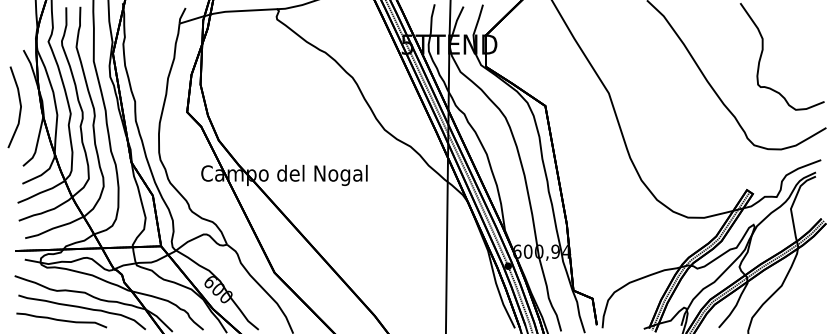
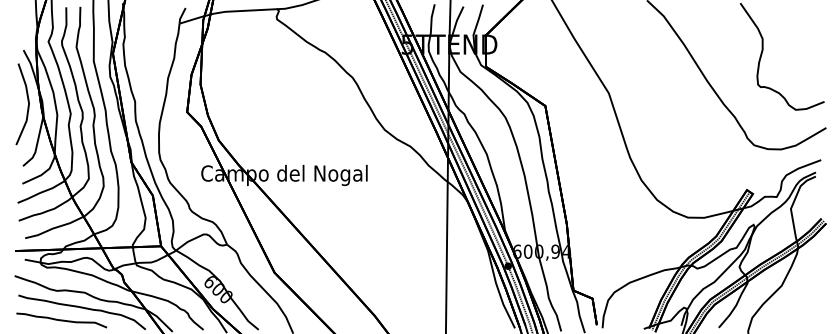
part position: (14, 107) -> (22, 104) (22, 104)
